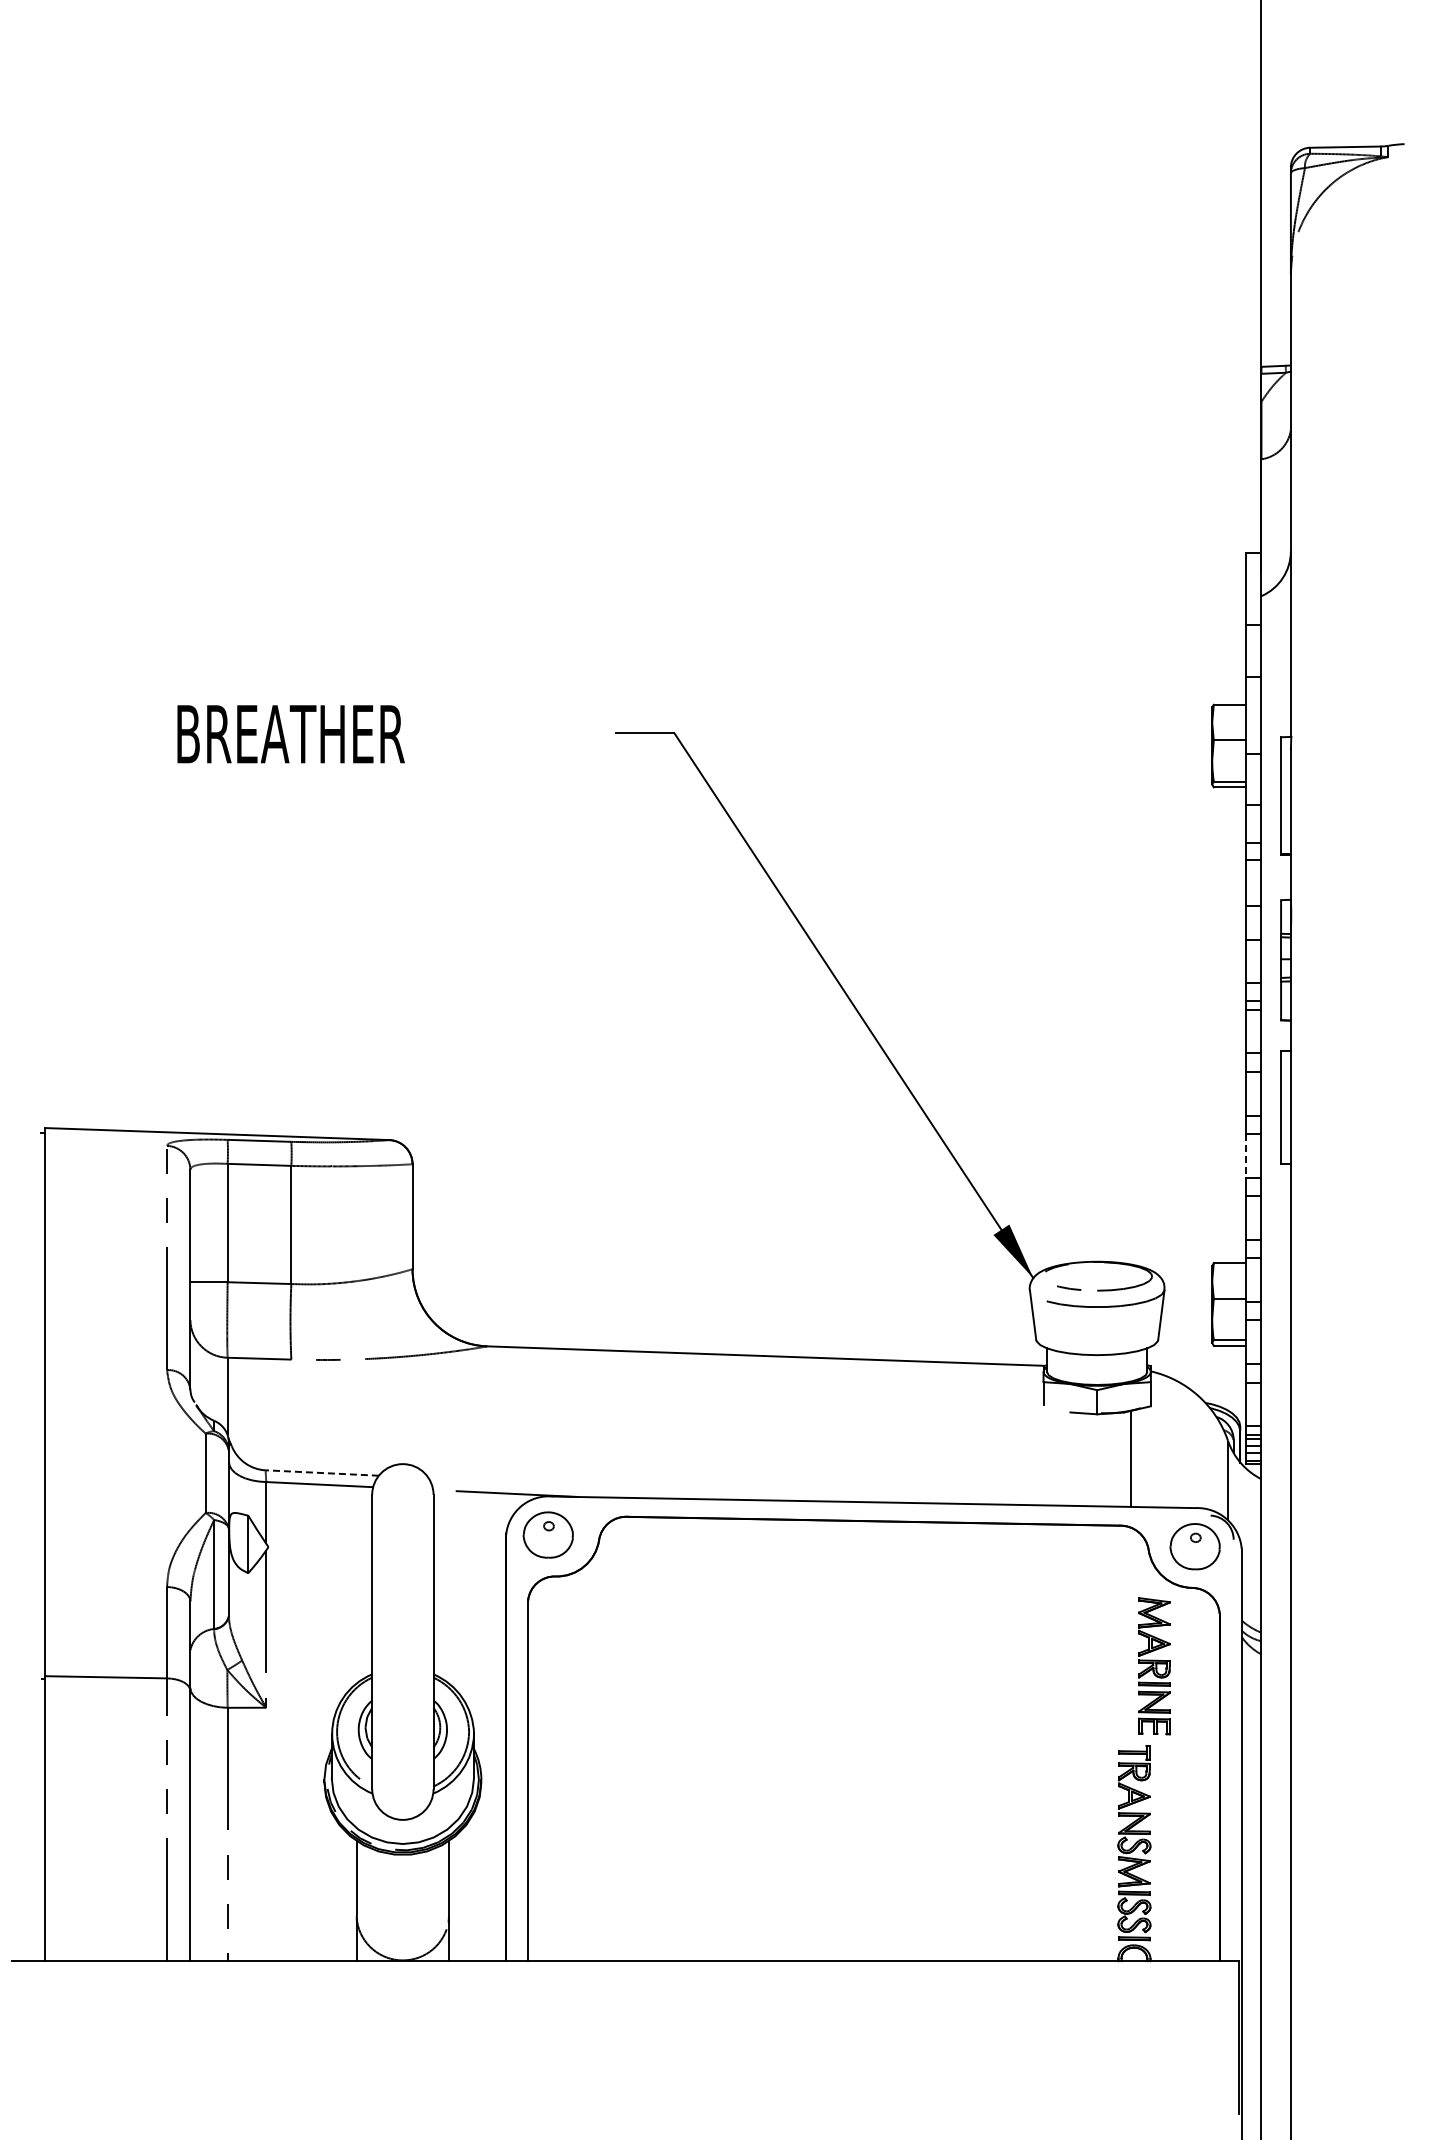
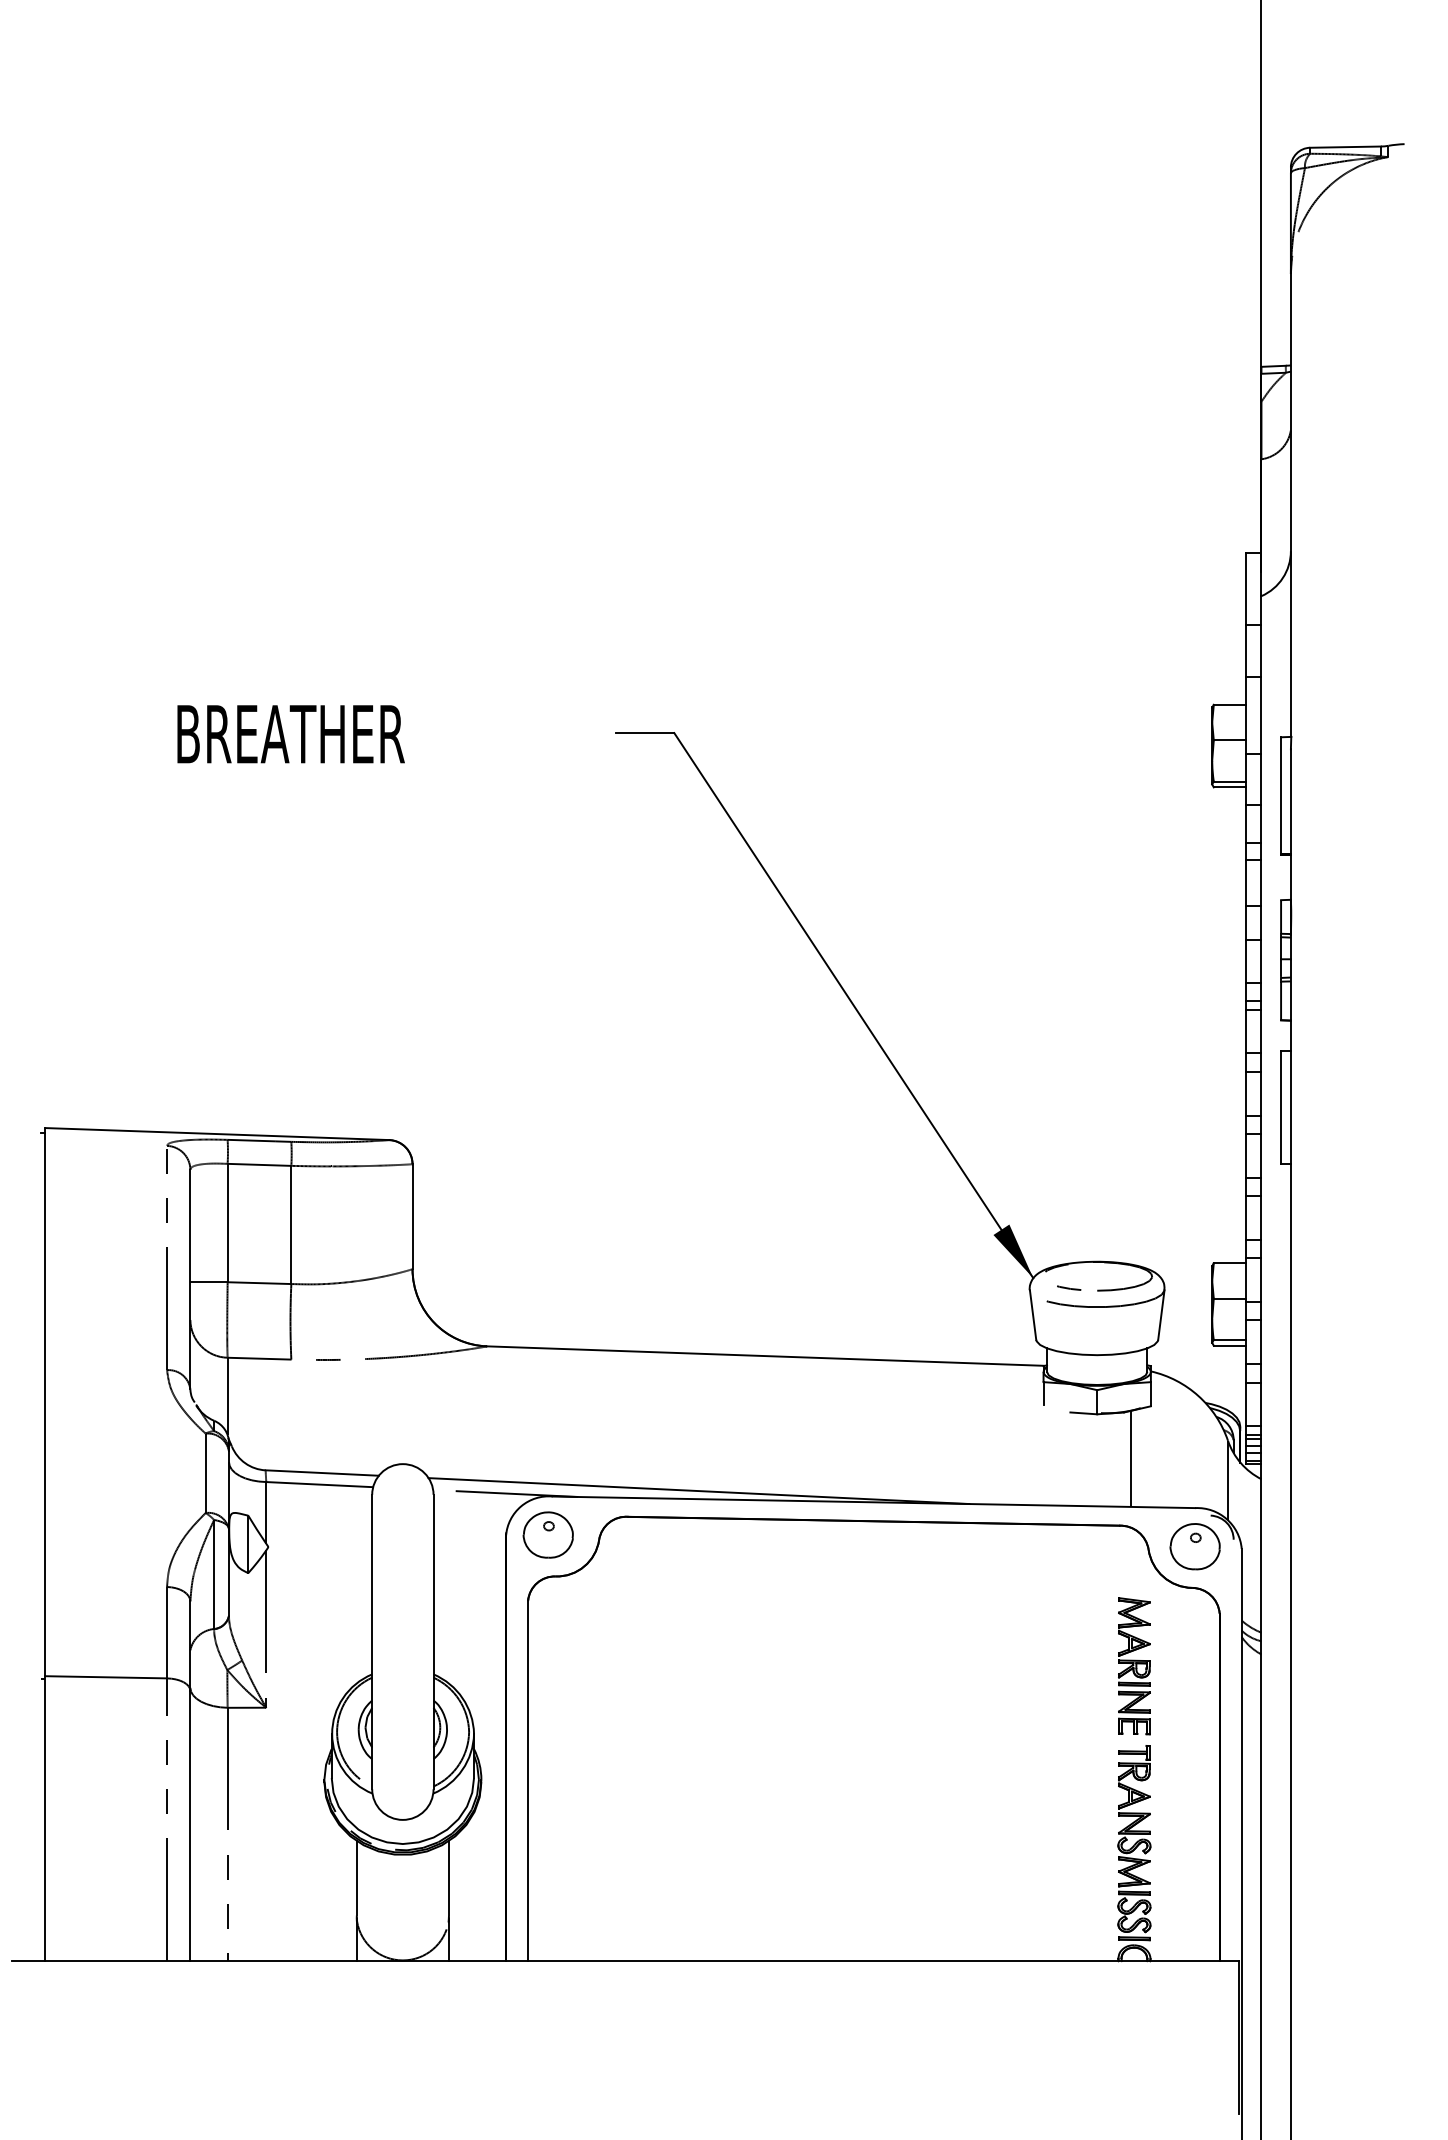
line: dashed -> solid (1246, 1155)
line: dashed -> solid (322, 1473)
line: none -> present (698, 1491)
part position: (1154, 1666) -> (1134, 1666) (1134, 1666)
